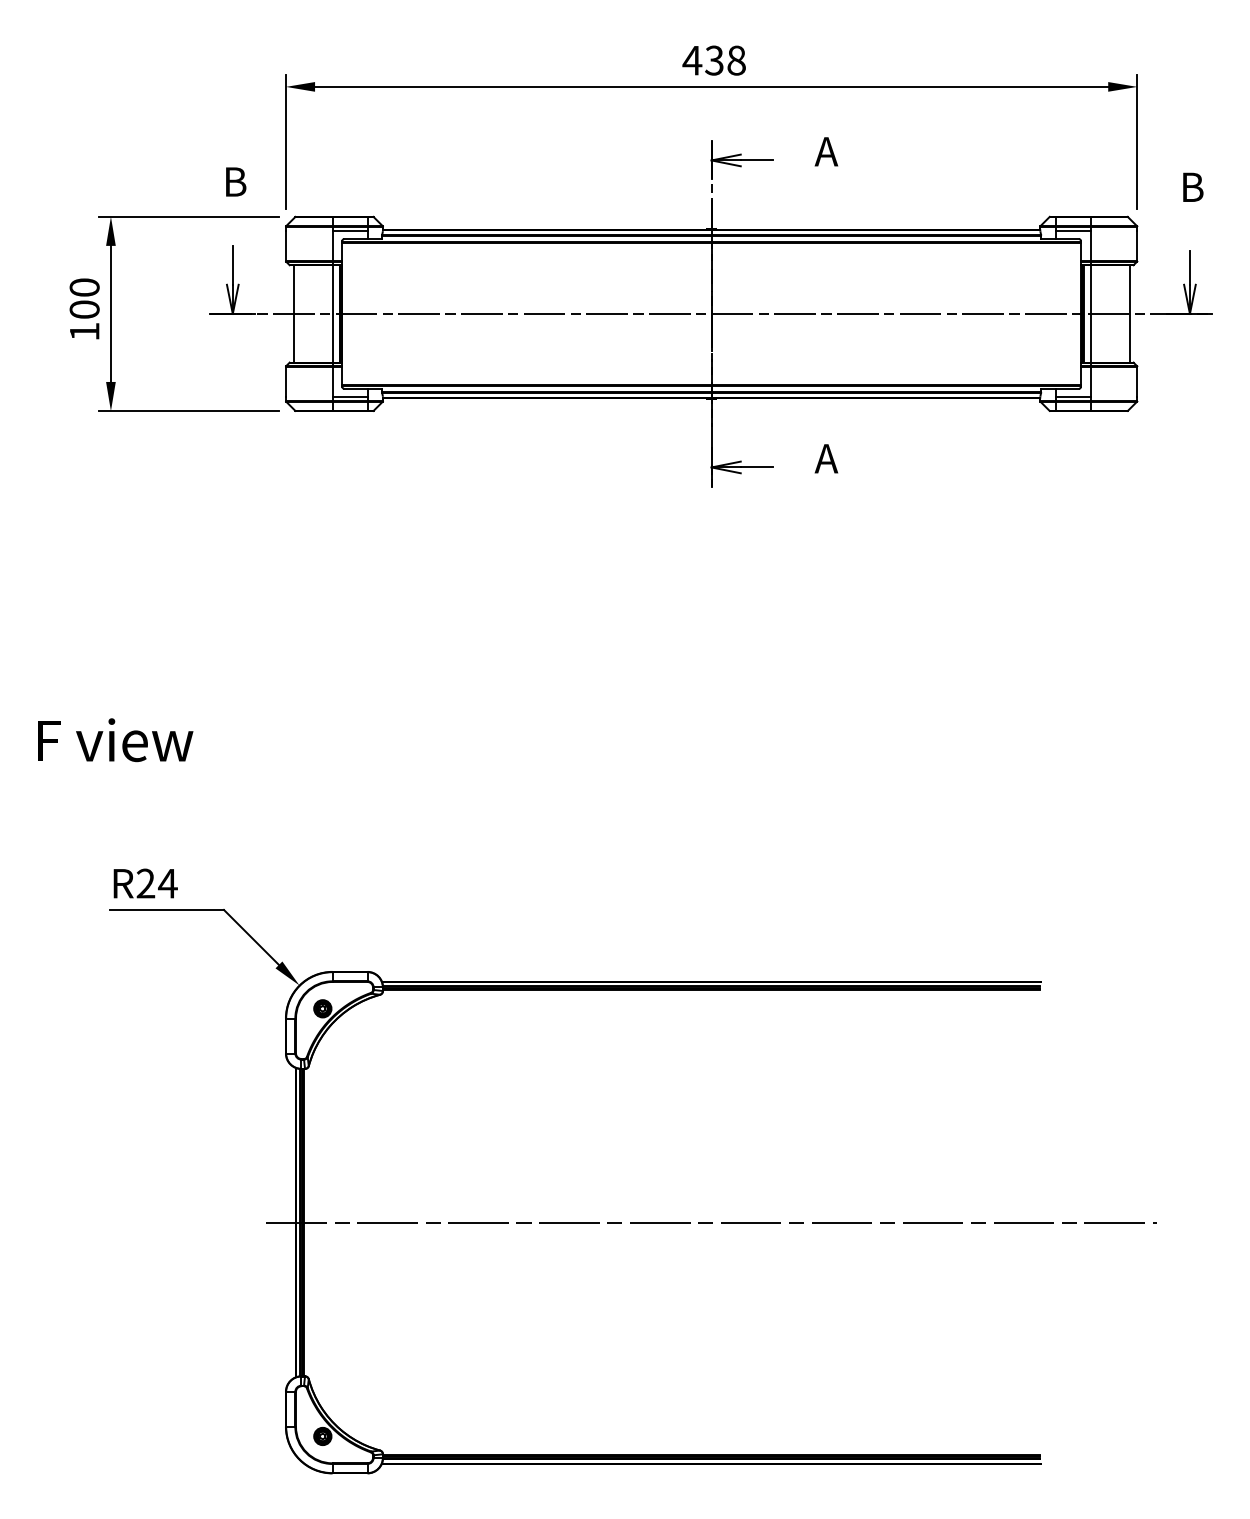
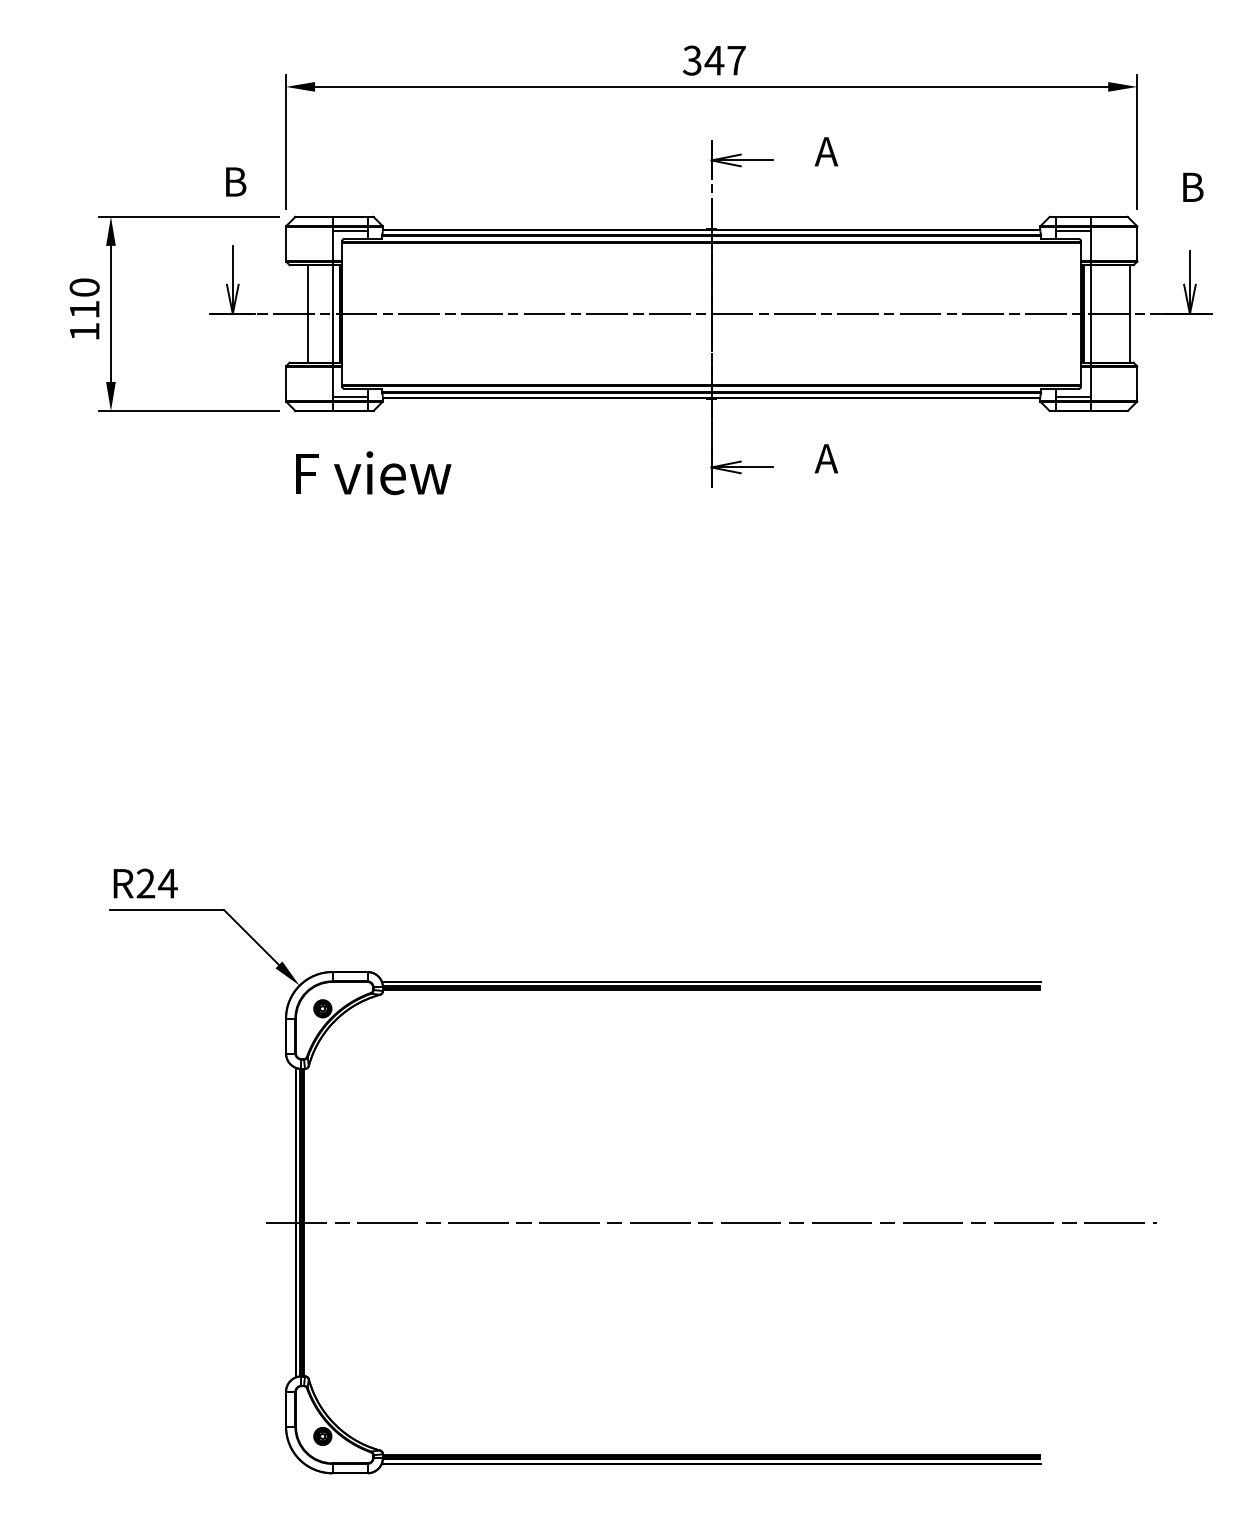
text: 438 -> 347 (713, 60)
text: 100 -> 110 (84, 309)
line position: (293, 313) -> (307, 313) (307, 313)
text position: (115, 740) -> (373, 473) (373, 473)
